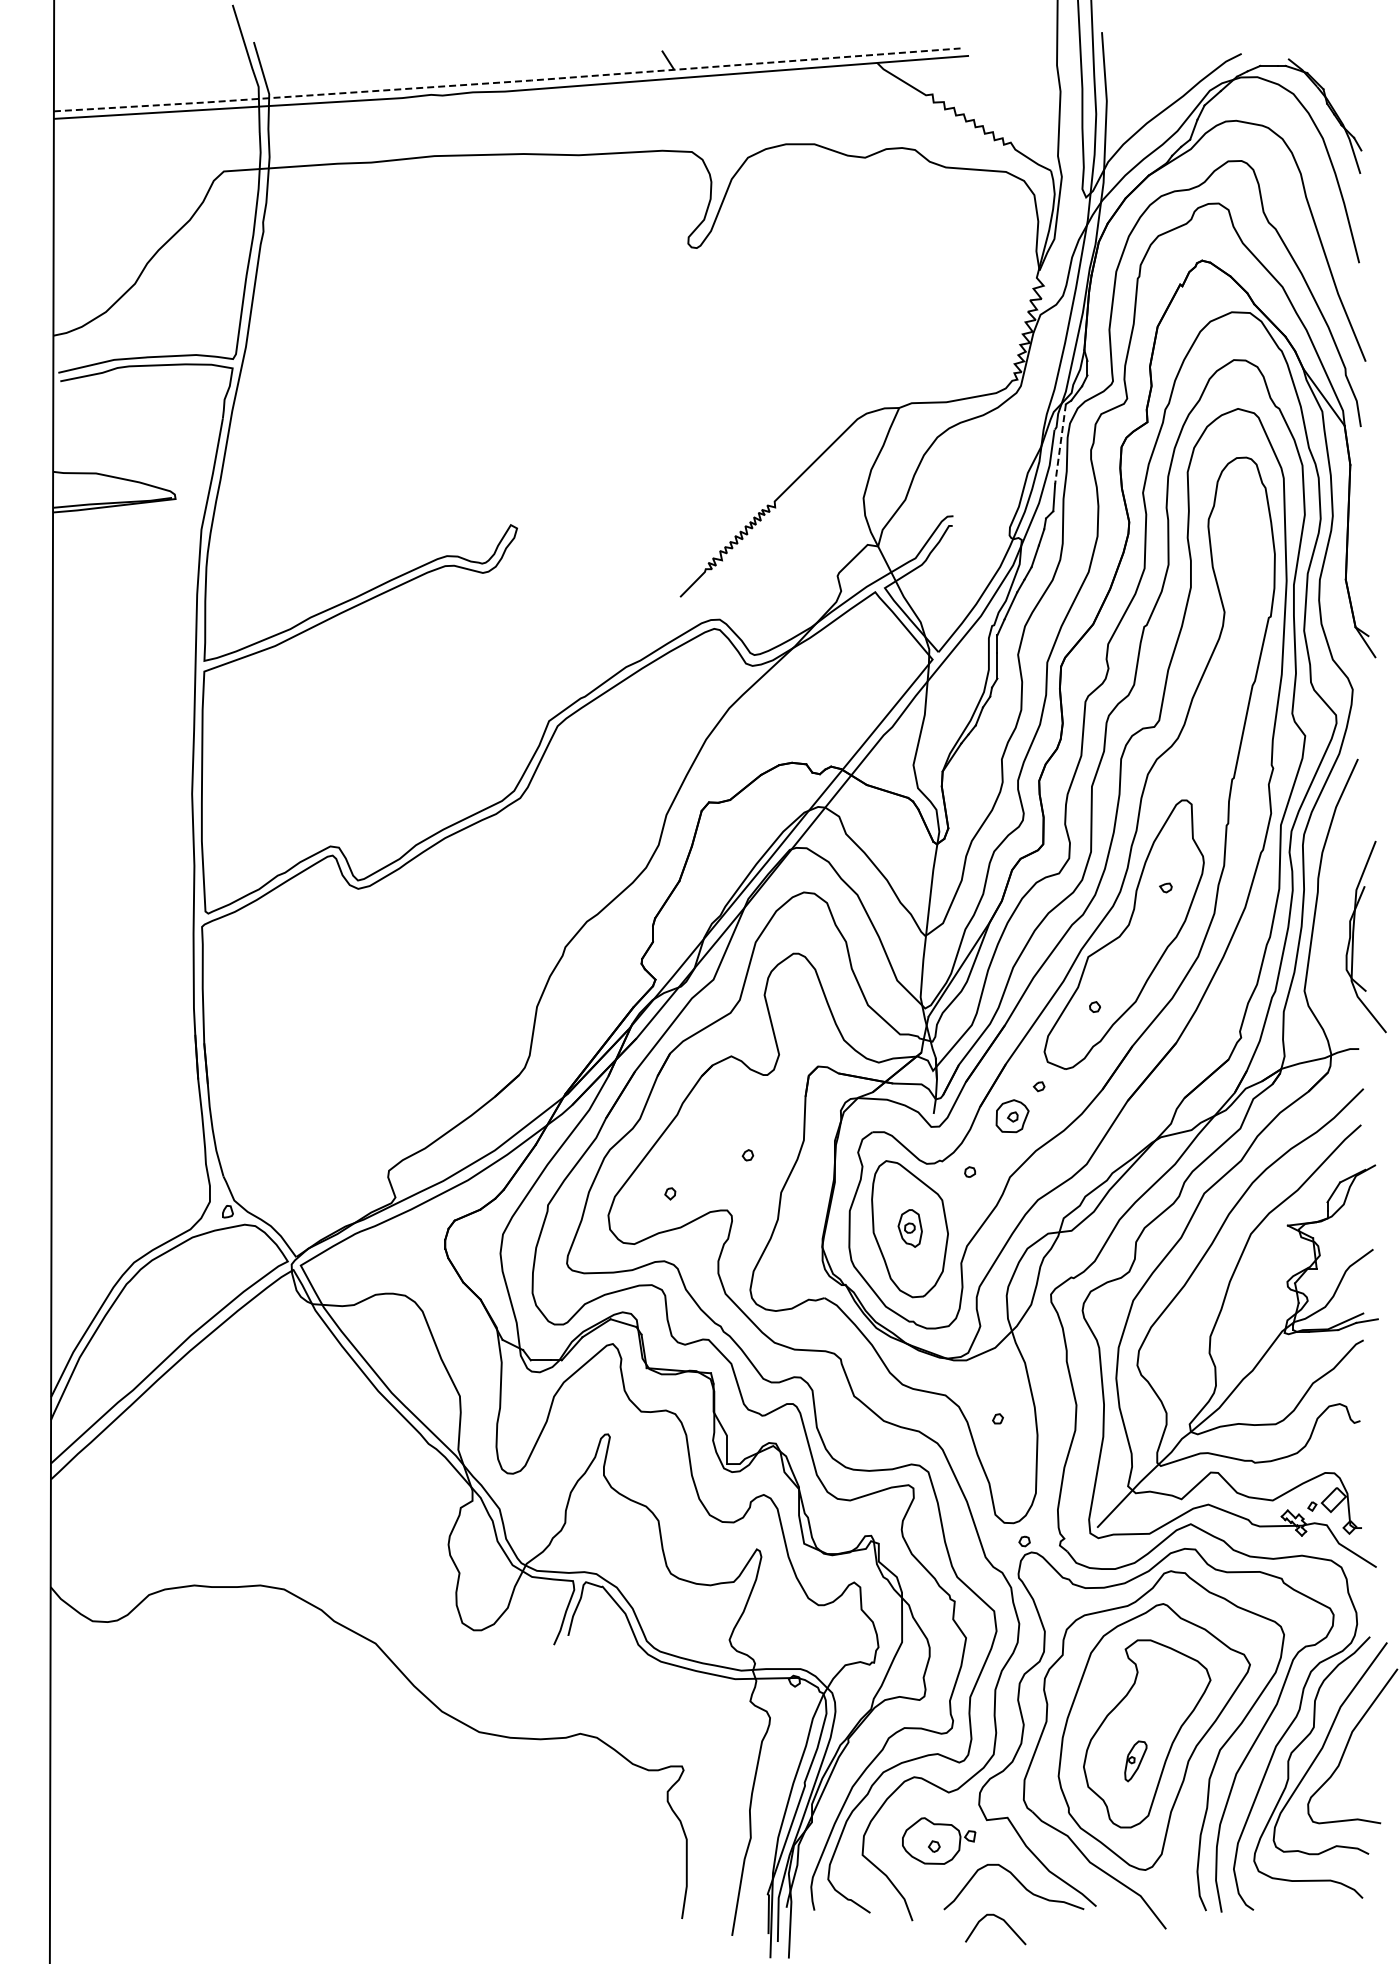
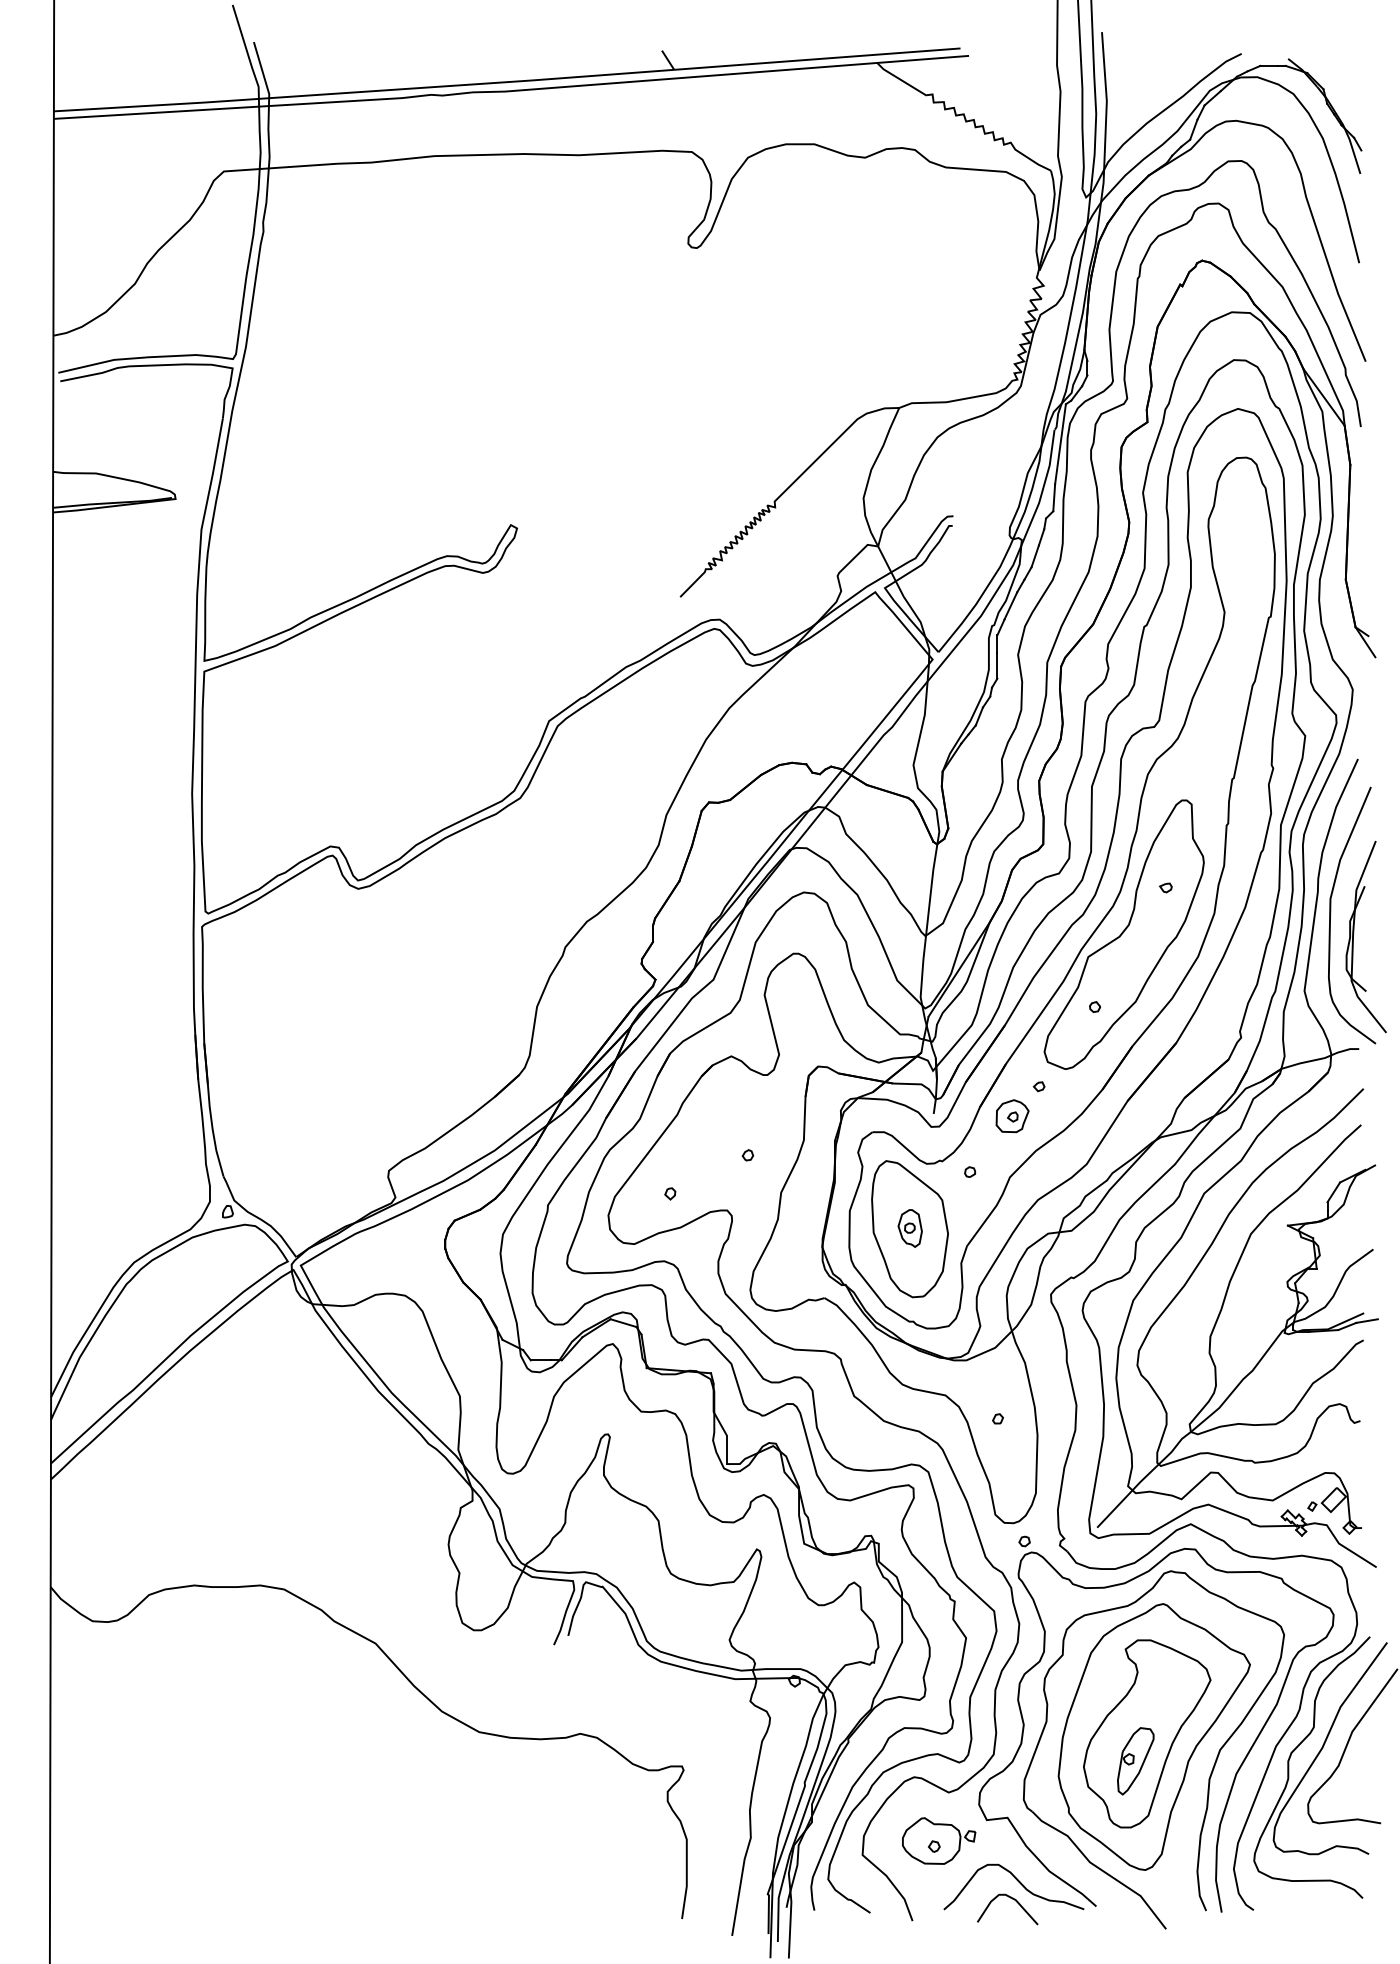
line: dashed -> solid (507, 82)
line: dashed -> solid (1060, 444)
curve: none -> present (1331, 913)
part size: 24x43 px -> 38x69 px (1135, 1761)
curve position: (1000, 1919) -> (1012, 1899) (1012, 1899)
